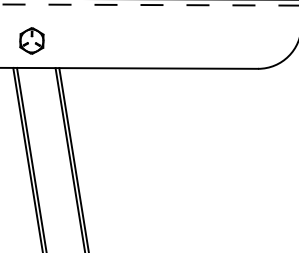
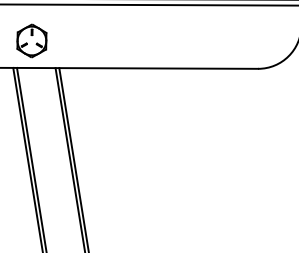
line: dashed -> solid (149, 5)
part size: 26x28 px -> 32x36 px (31, 40)
